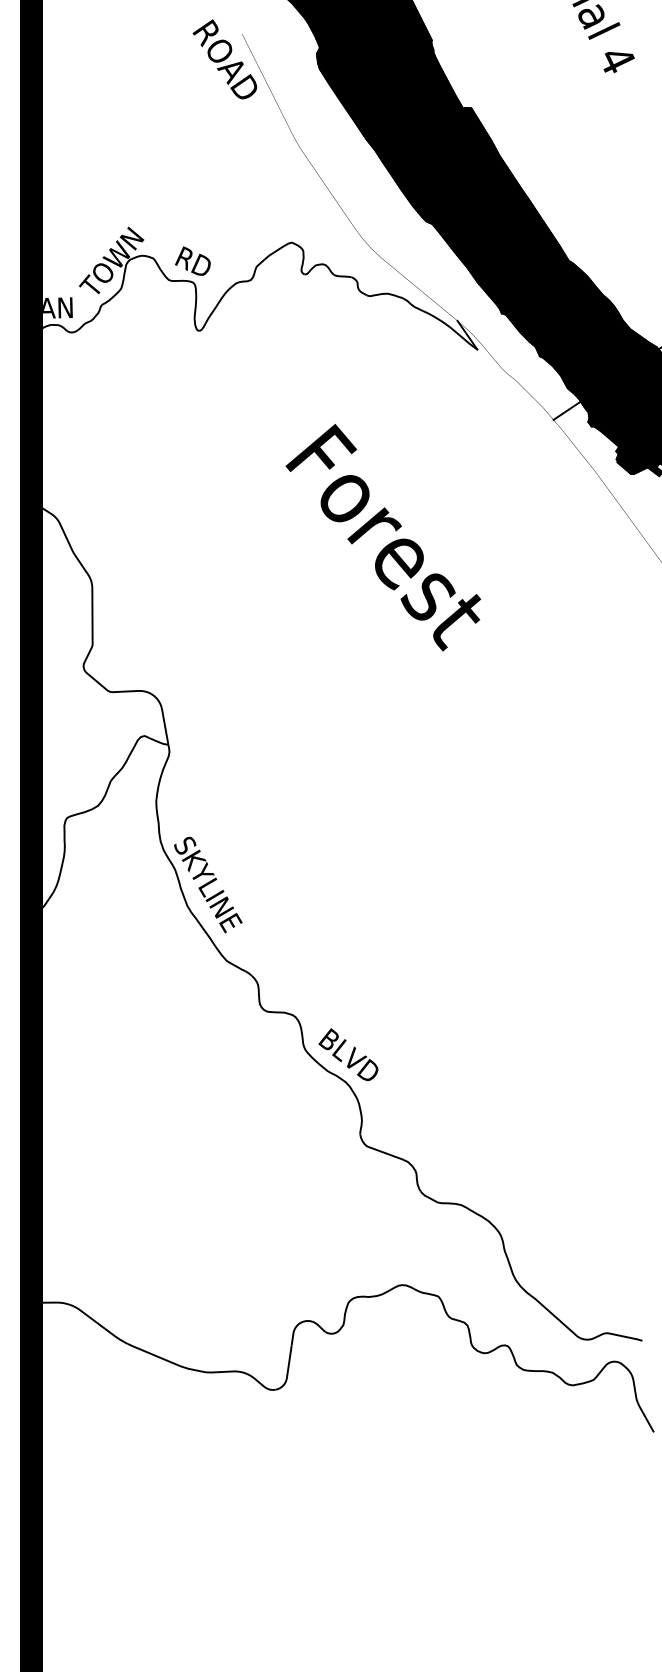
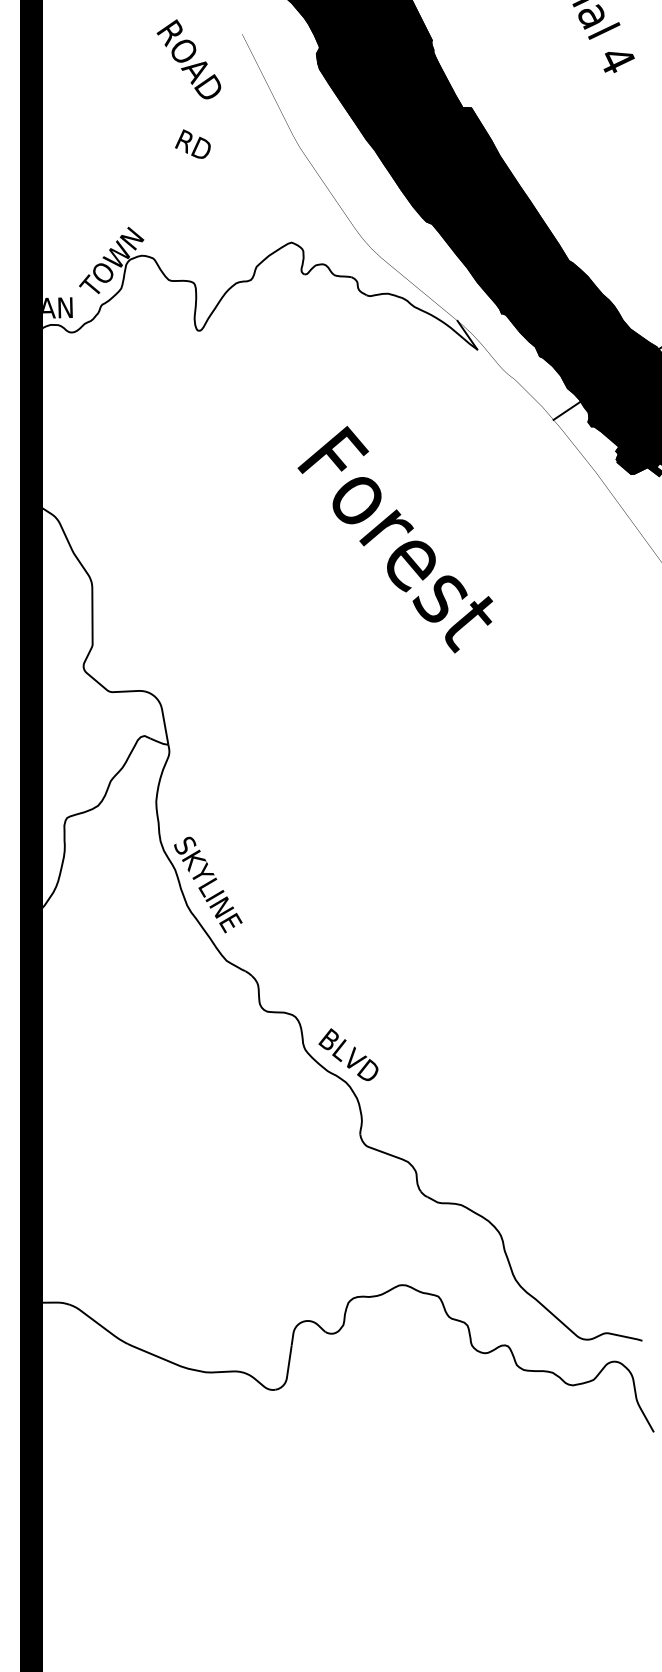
text position: (224, 59) -> (188, 59) (188, 59)
text position: (192, 260) -> (192, 143) (192, 143)
text position: (383, 537) -> (395, 539) (395, 539)
